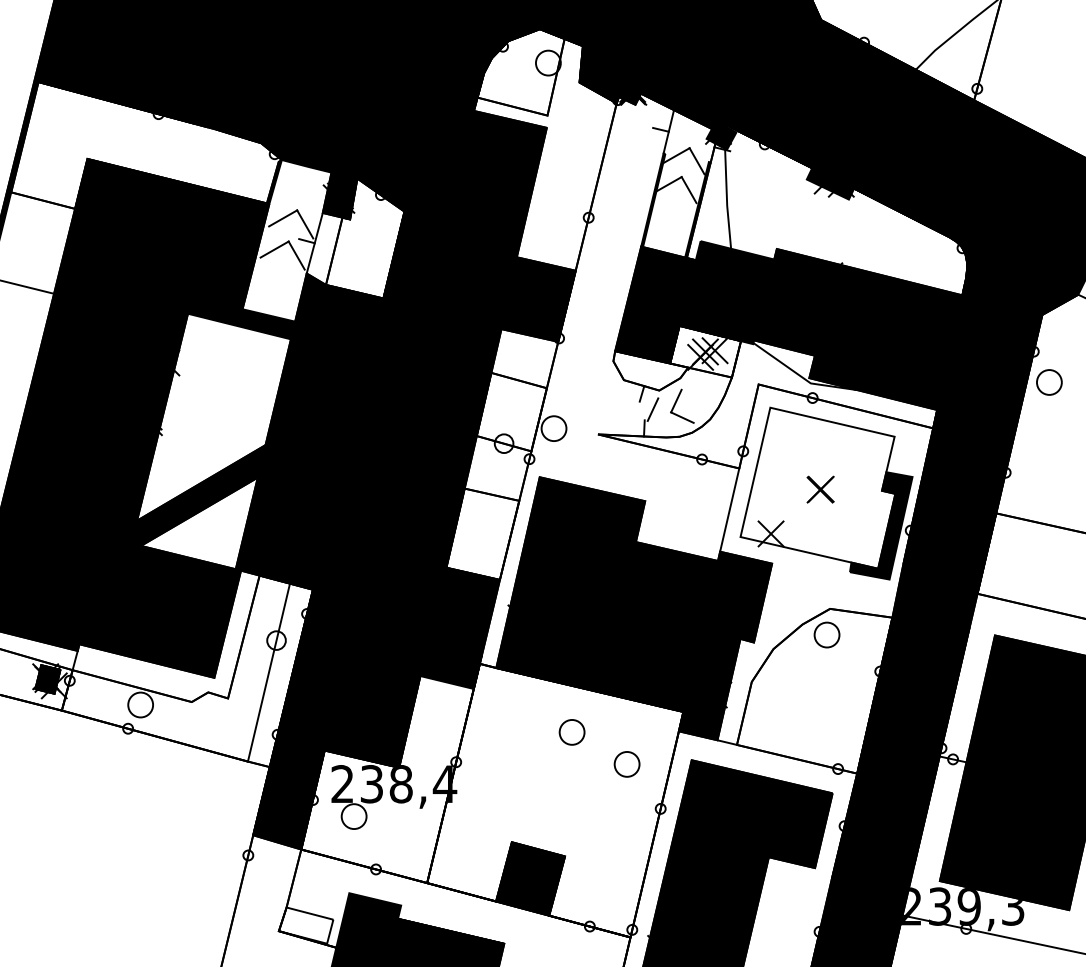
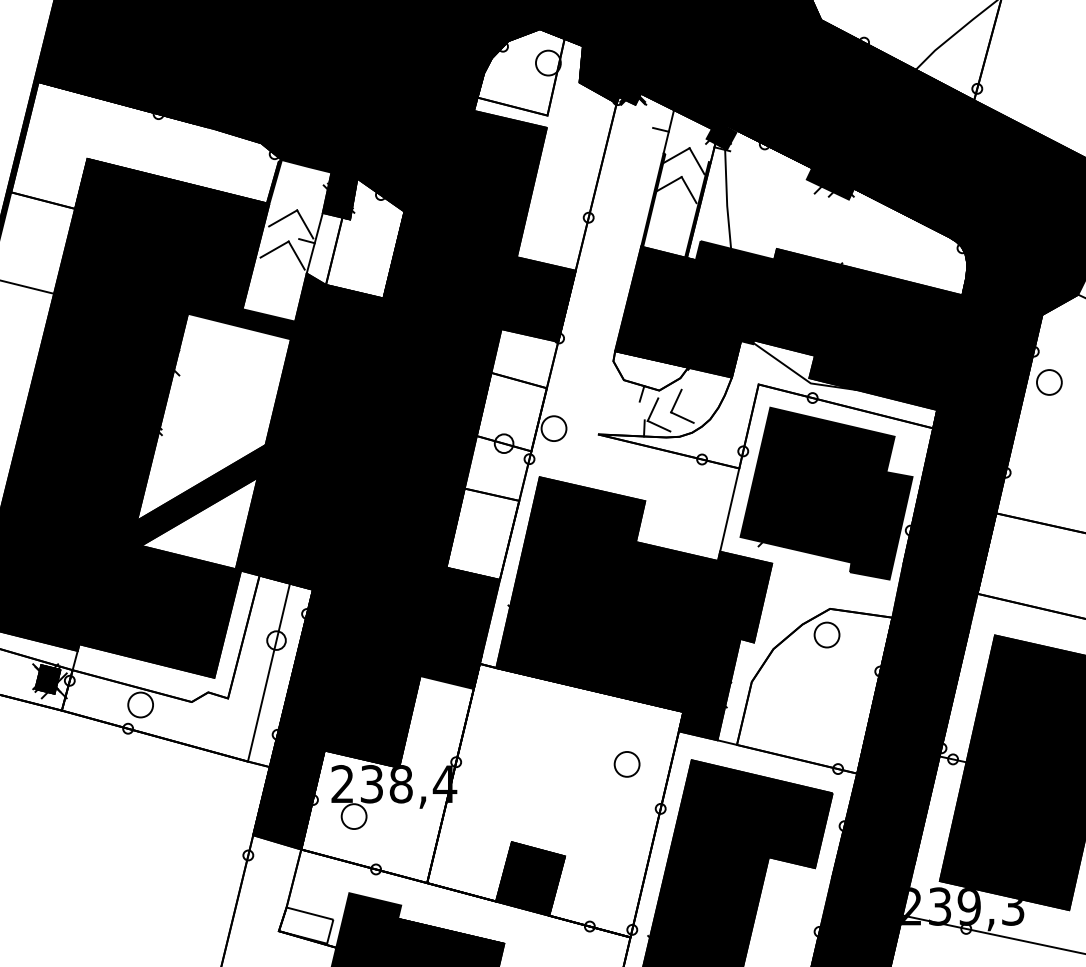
fill: none -> present (705, 351)
line: none -> present (658, 425)
fill: none -> present (817, 487)
circle: present -> none (571, 732)
